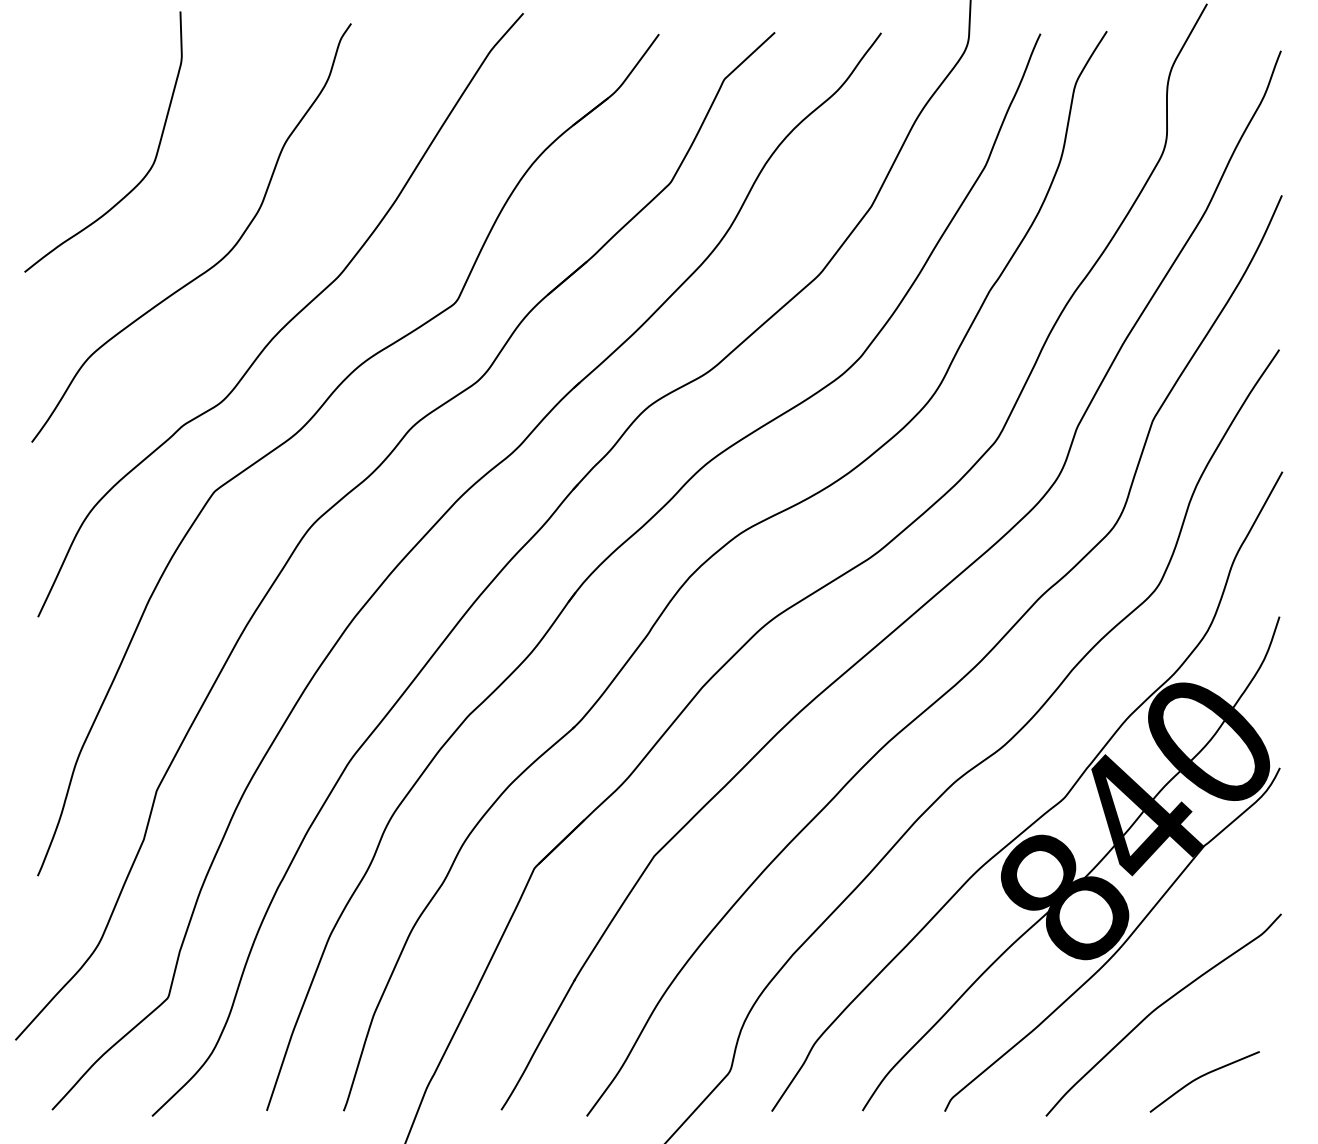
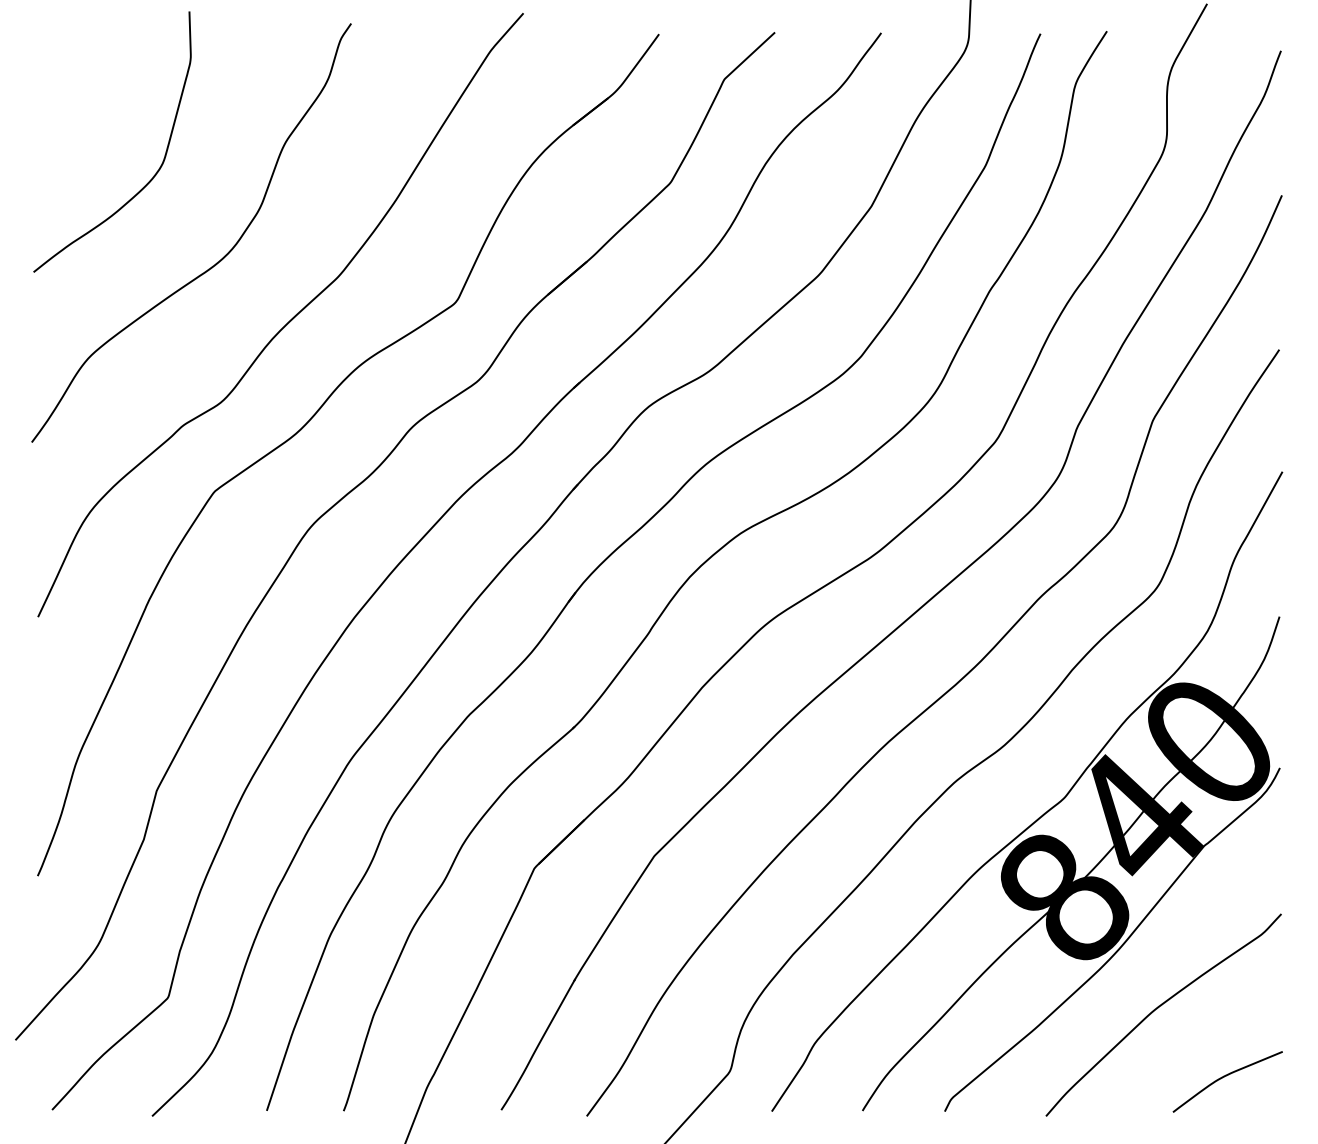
curve position: (147, 171) -> (156, 171) (156, 171)
curve position: (1201, 1077) -> (1224, 1077) (1224, 1077)
